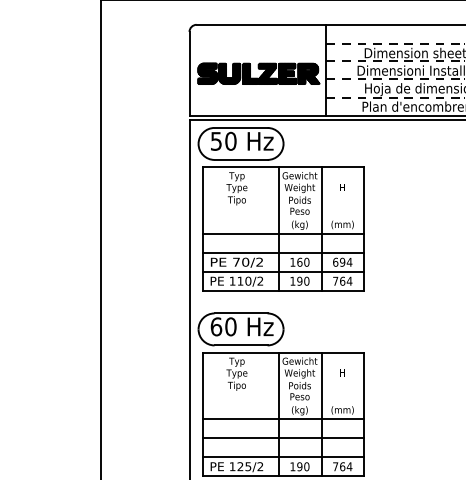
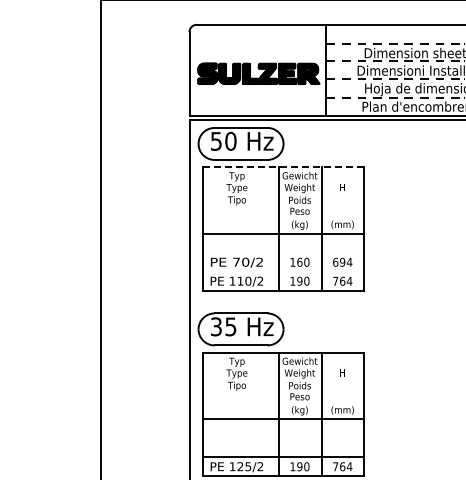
line: solid -> dashed (283, 167)
line: present -> none (283, 252)
line: present -> none (283, 271)
text: 60 -> 35 (223, 326)
line: present -> none (283, 438)
